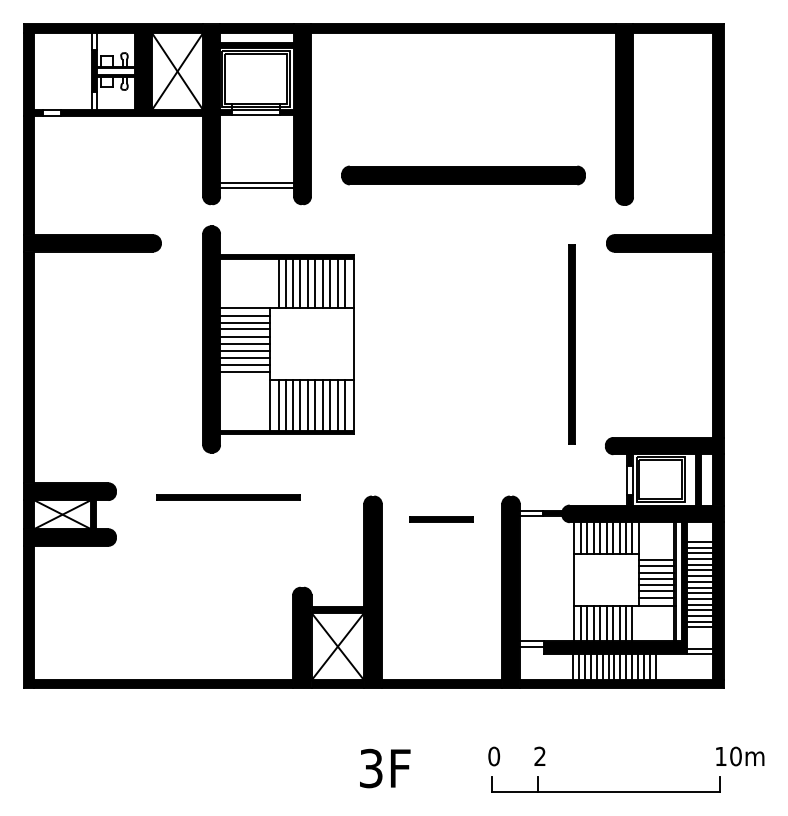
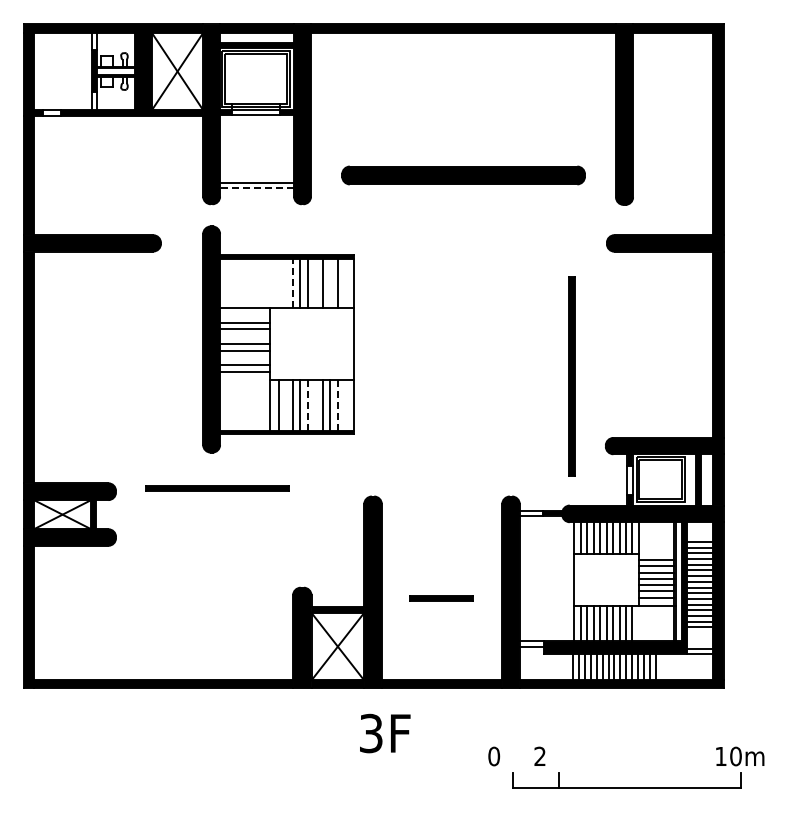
line: solid -> dashed (257, 188)
line: present -> none (278, 283)
line: present -> none (286, 283)
line: solid -> dashed (293, 283)
line: present -> none (314, 283)
line: present -> none (329, 283)
line: present -> none (345, 283)
line: present -> none (244, 315)
line: present -> none (244, 337)
part position: (571, 344) -> (571, 376) (571, 376)
line: present -> none (244, 357)
line: present -> none (286, 405)
line: solid -> dashed (307, 405)
line: present -> none (314, 405)
line: solid -> dashed (338, 405)
line: present -> none (345, 405)
part position: (228, 497) -> (217, 488) (217, 488)
part position: (441, 519) -> (441, 598) (441, 598)
text position: (385, 768) -> (385, 733) (385, 733)
part position: (605, 791) -> (626, 787) (626, 787)
